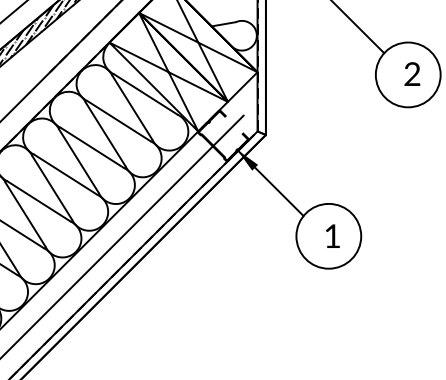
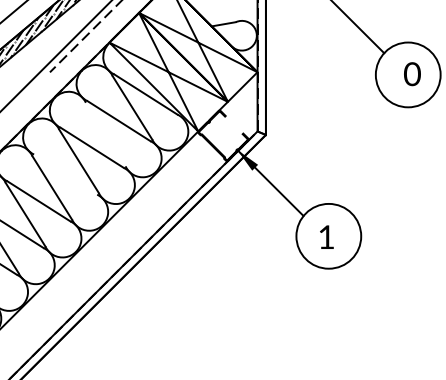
line position: (60, 60) -> (56, 55) (56, 55)
text: 2 -> 0 (412, 74)
line: present -> none (105, 134)
line: present -> none (65, 174)
line: present -> none (122, 235)
text position: (332, 235) -> (326, 236) (326, 236)
